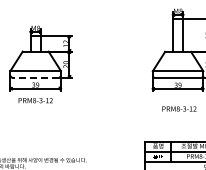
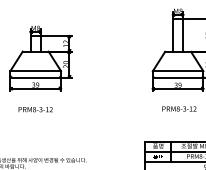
line: dashed -> solid (35, 77)
text position: (35, 100) -> (35, 109) (35, 109)
